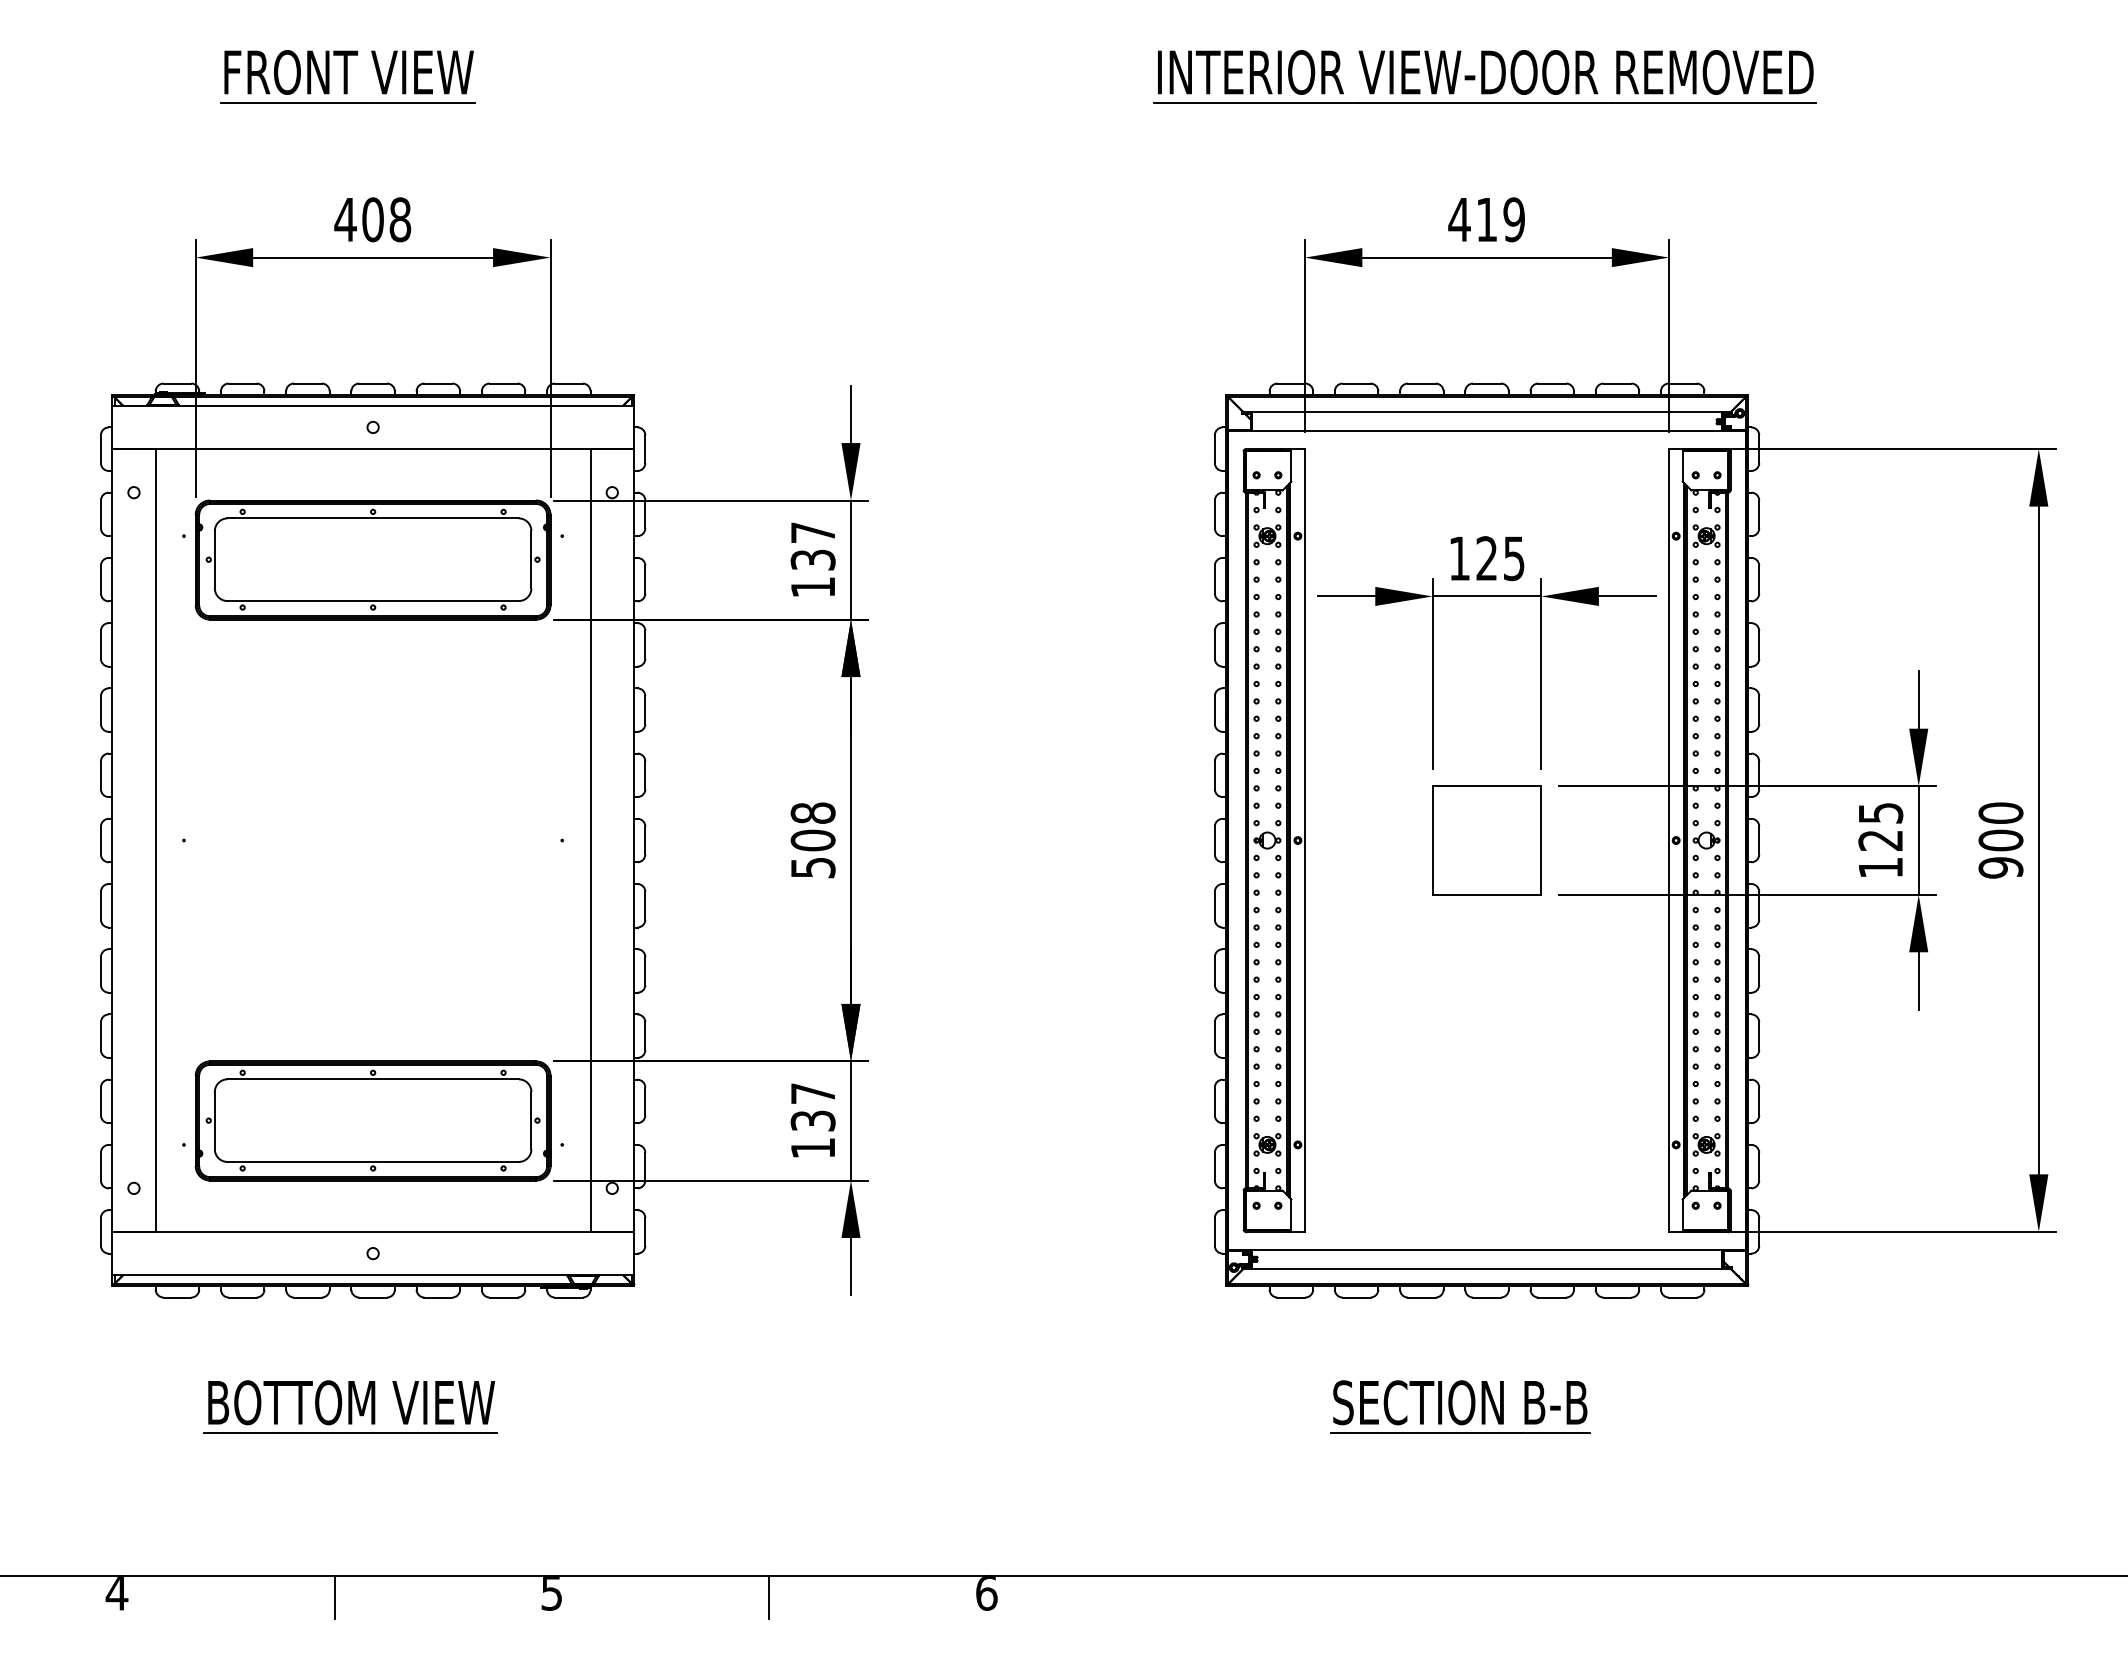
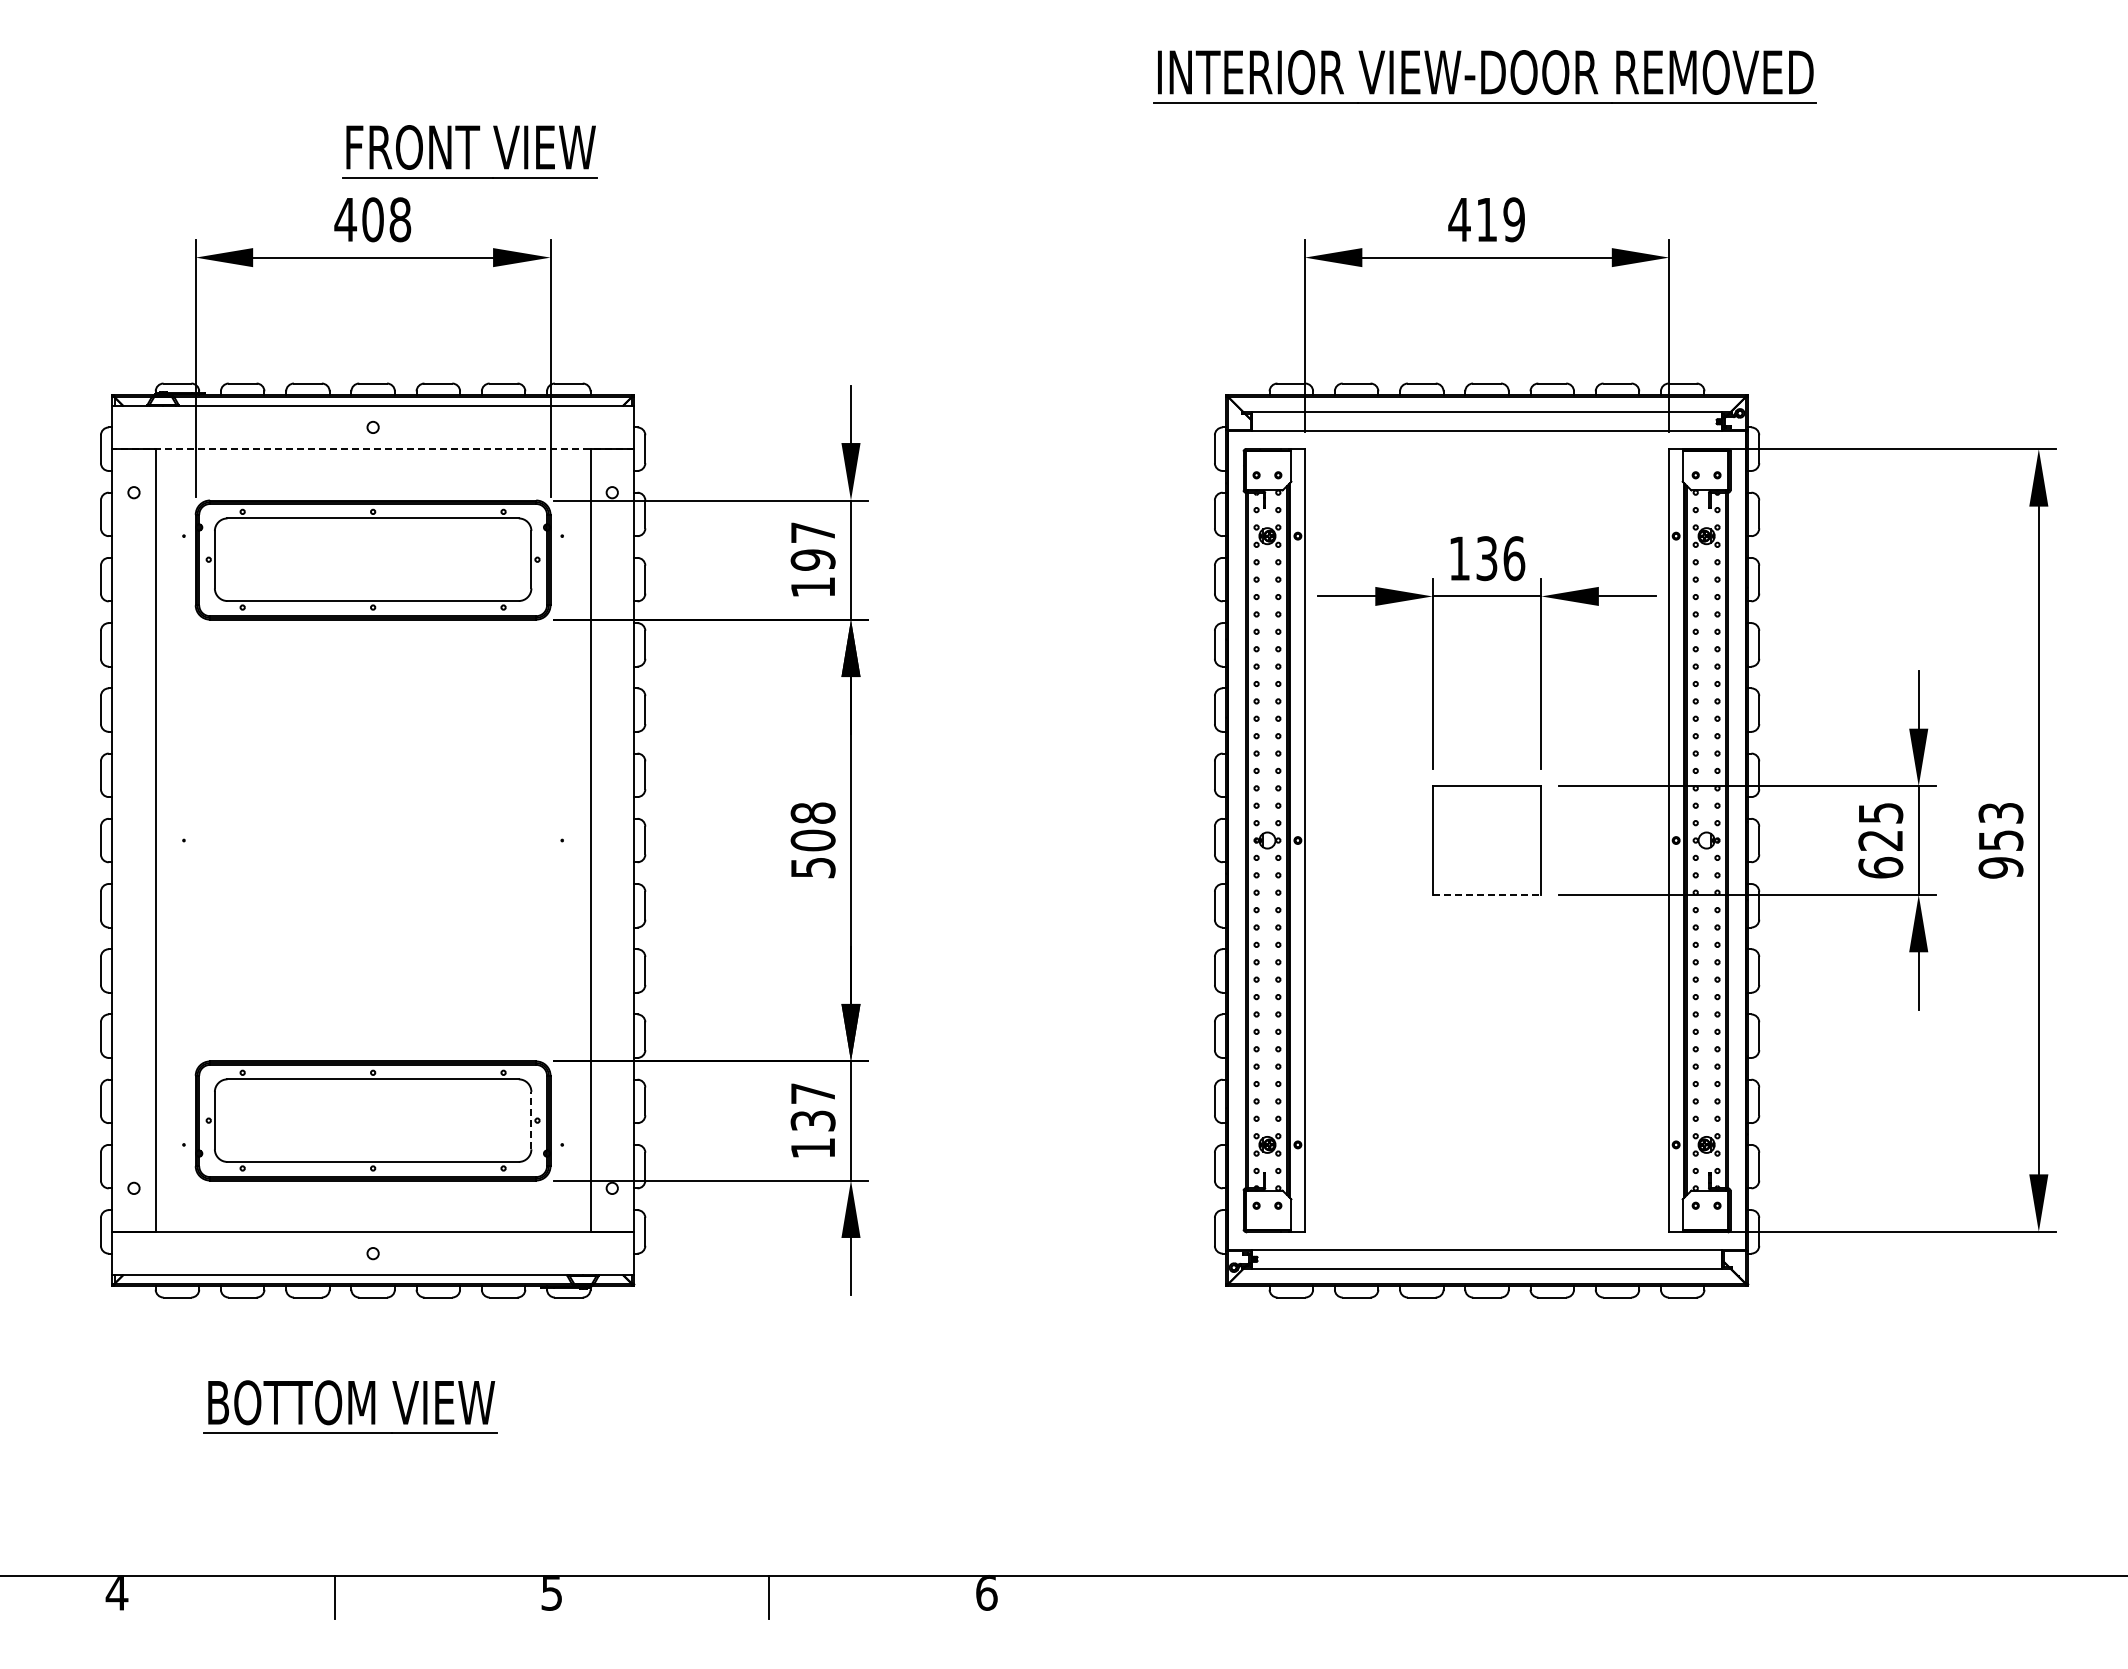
part position: (347, 76) -> (469, 151) (469, 151)
line: solid -> dashed (373, 449)
text: 125 -> 136 (1500, 558)
text: 137 -> 197 (812, 559)
text: 900 -> 953 (2000, 826)
text: 125 -> 625 (1880, 867)
line: solid -> dashed (1487, 894)
line: solid -> dashed (531, 1120)
part: present -> none (1460, 1406)
